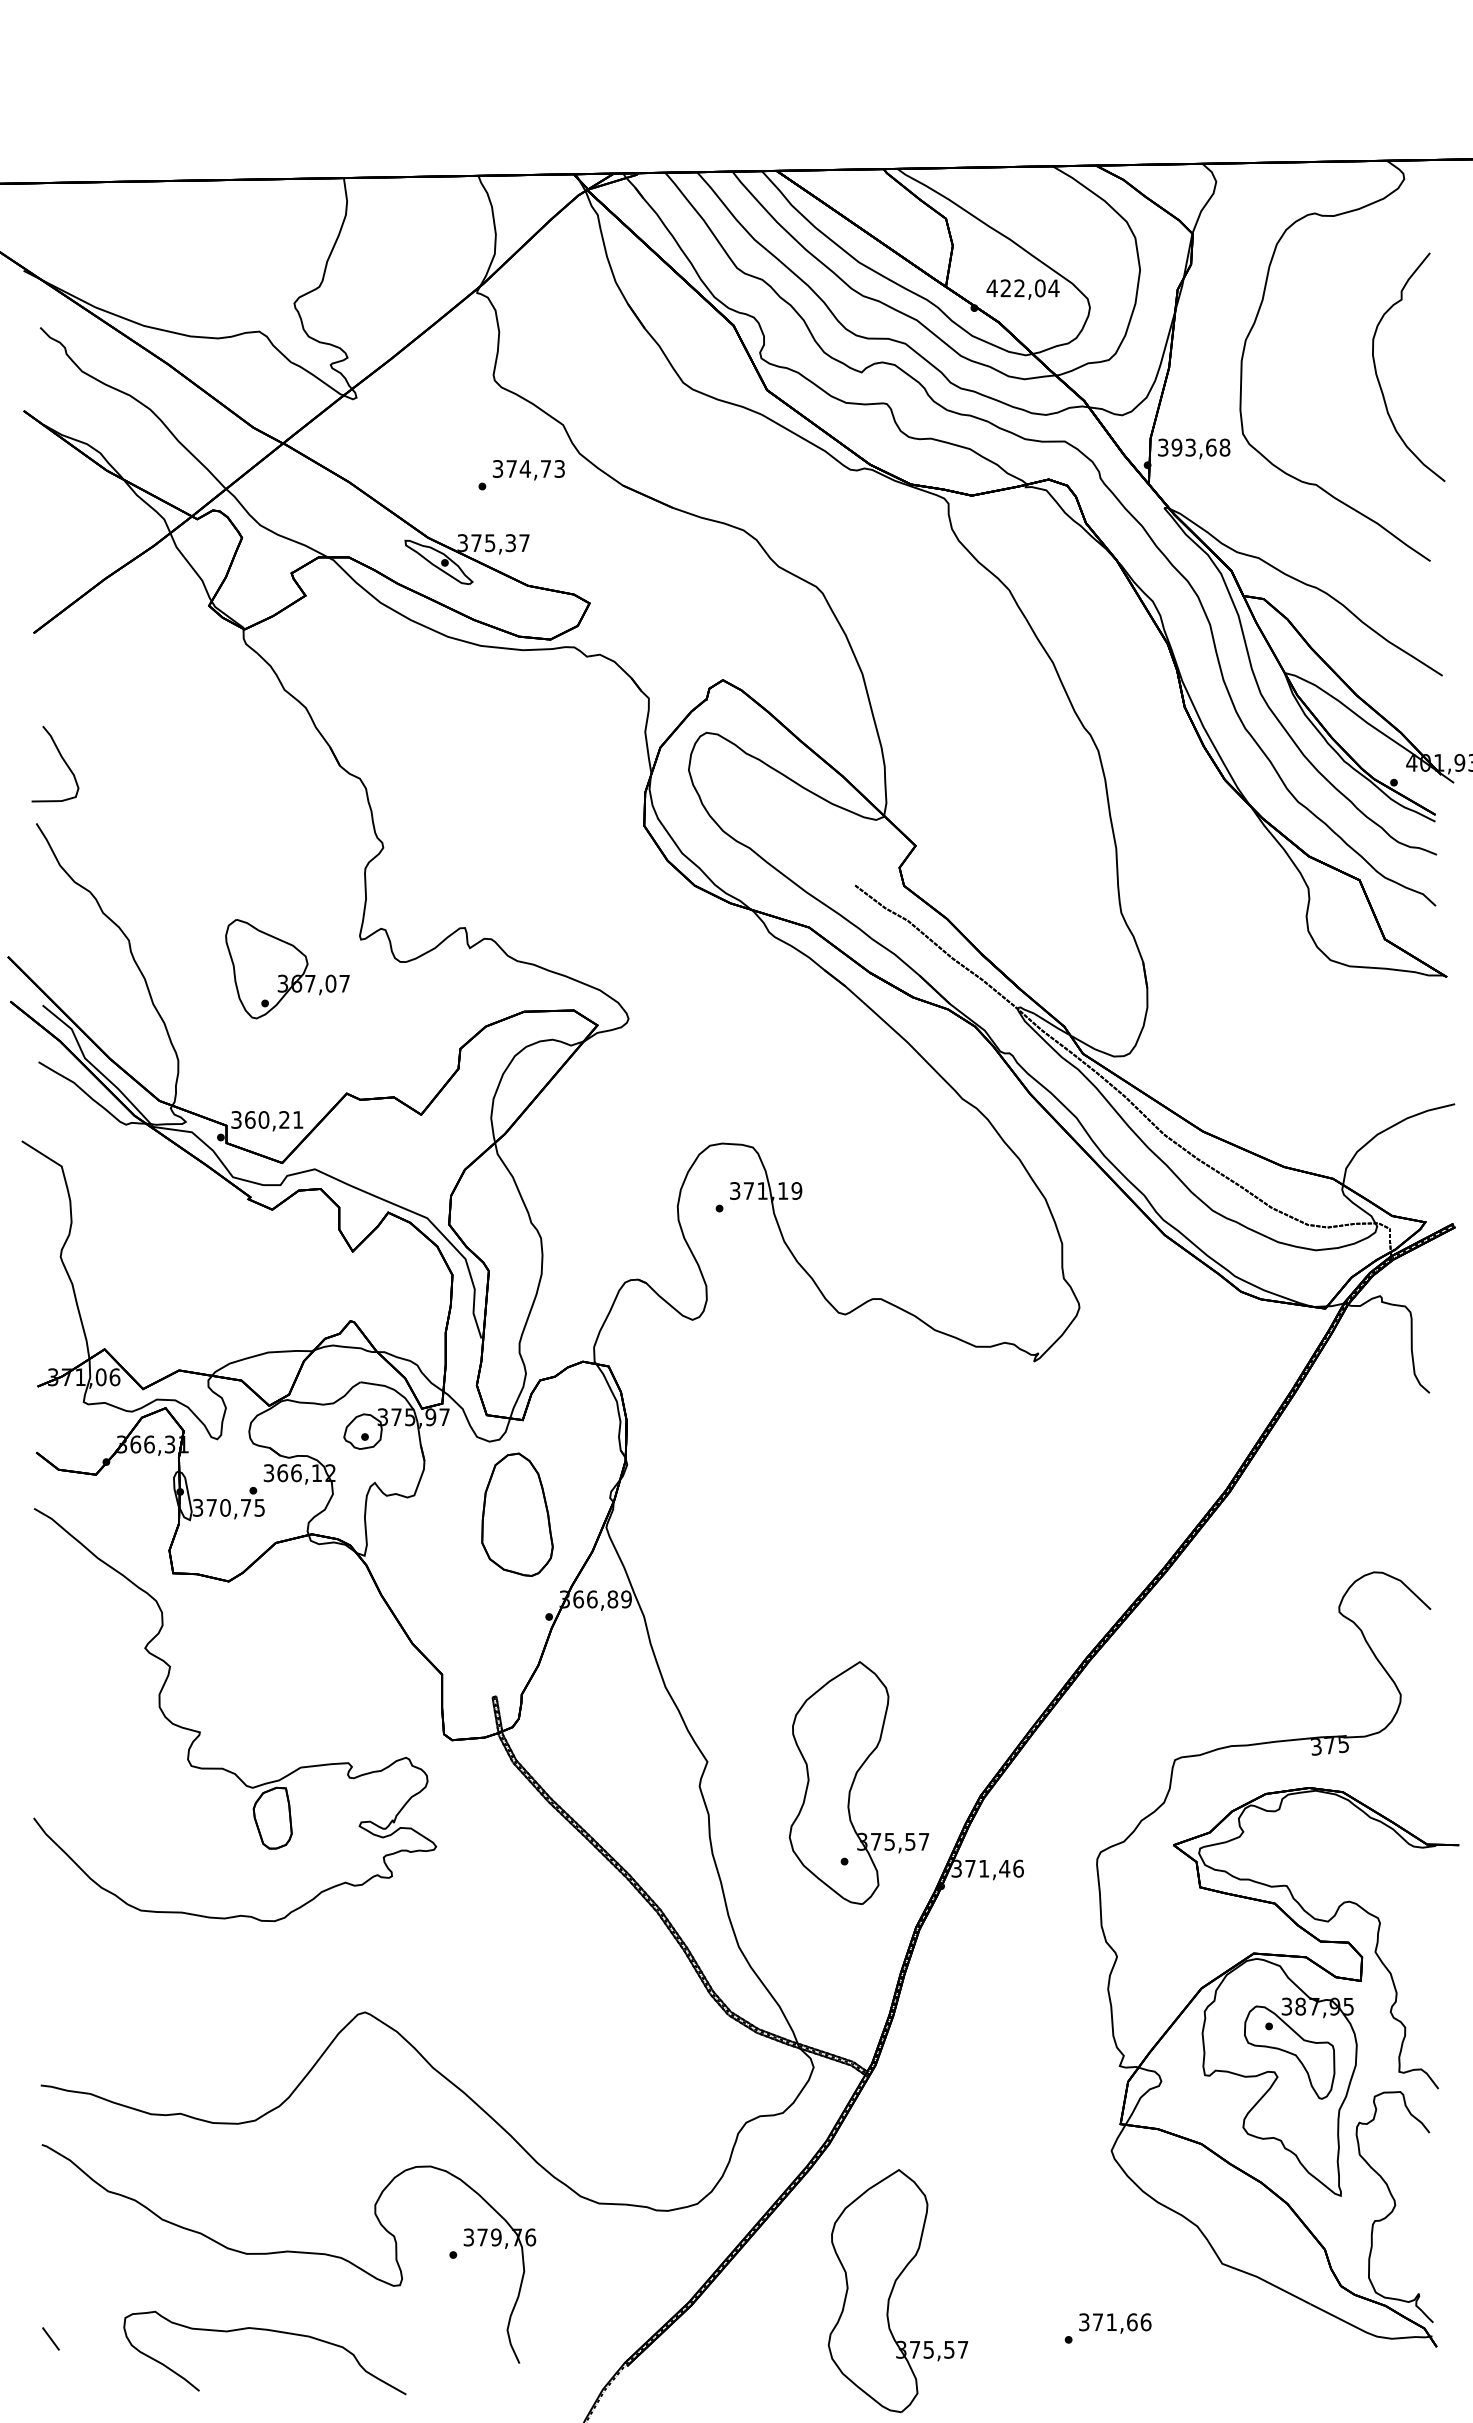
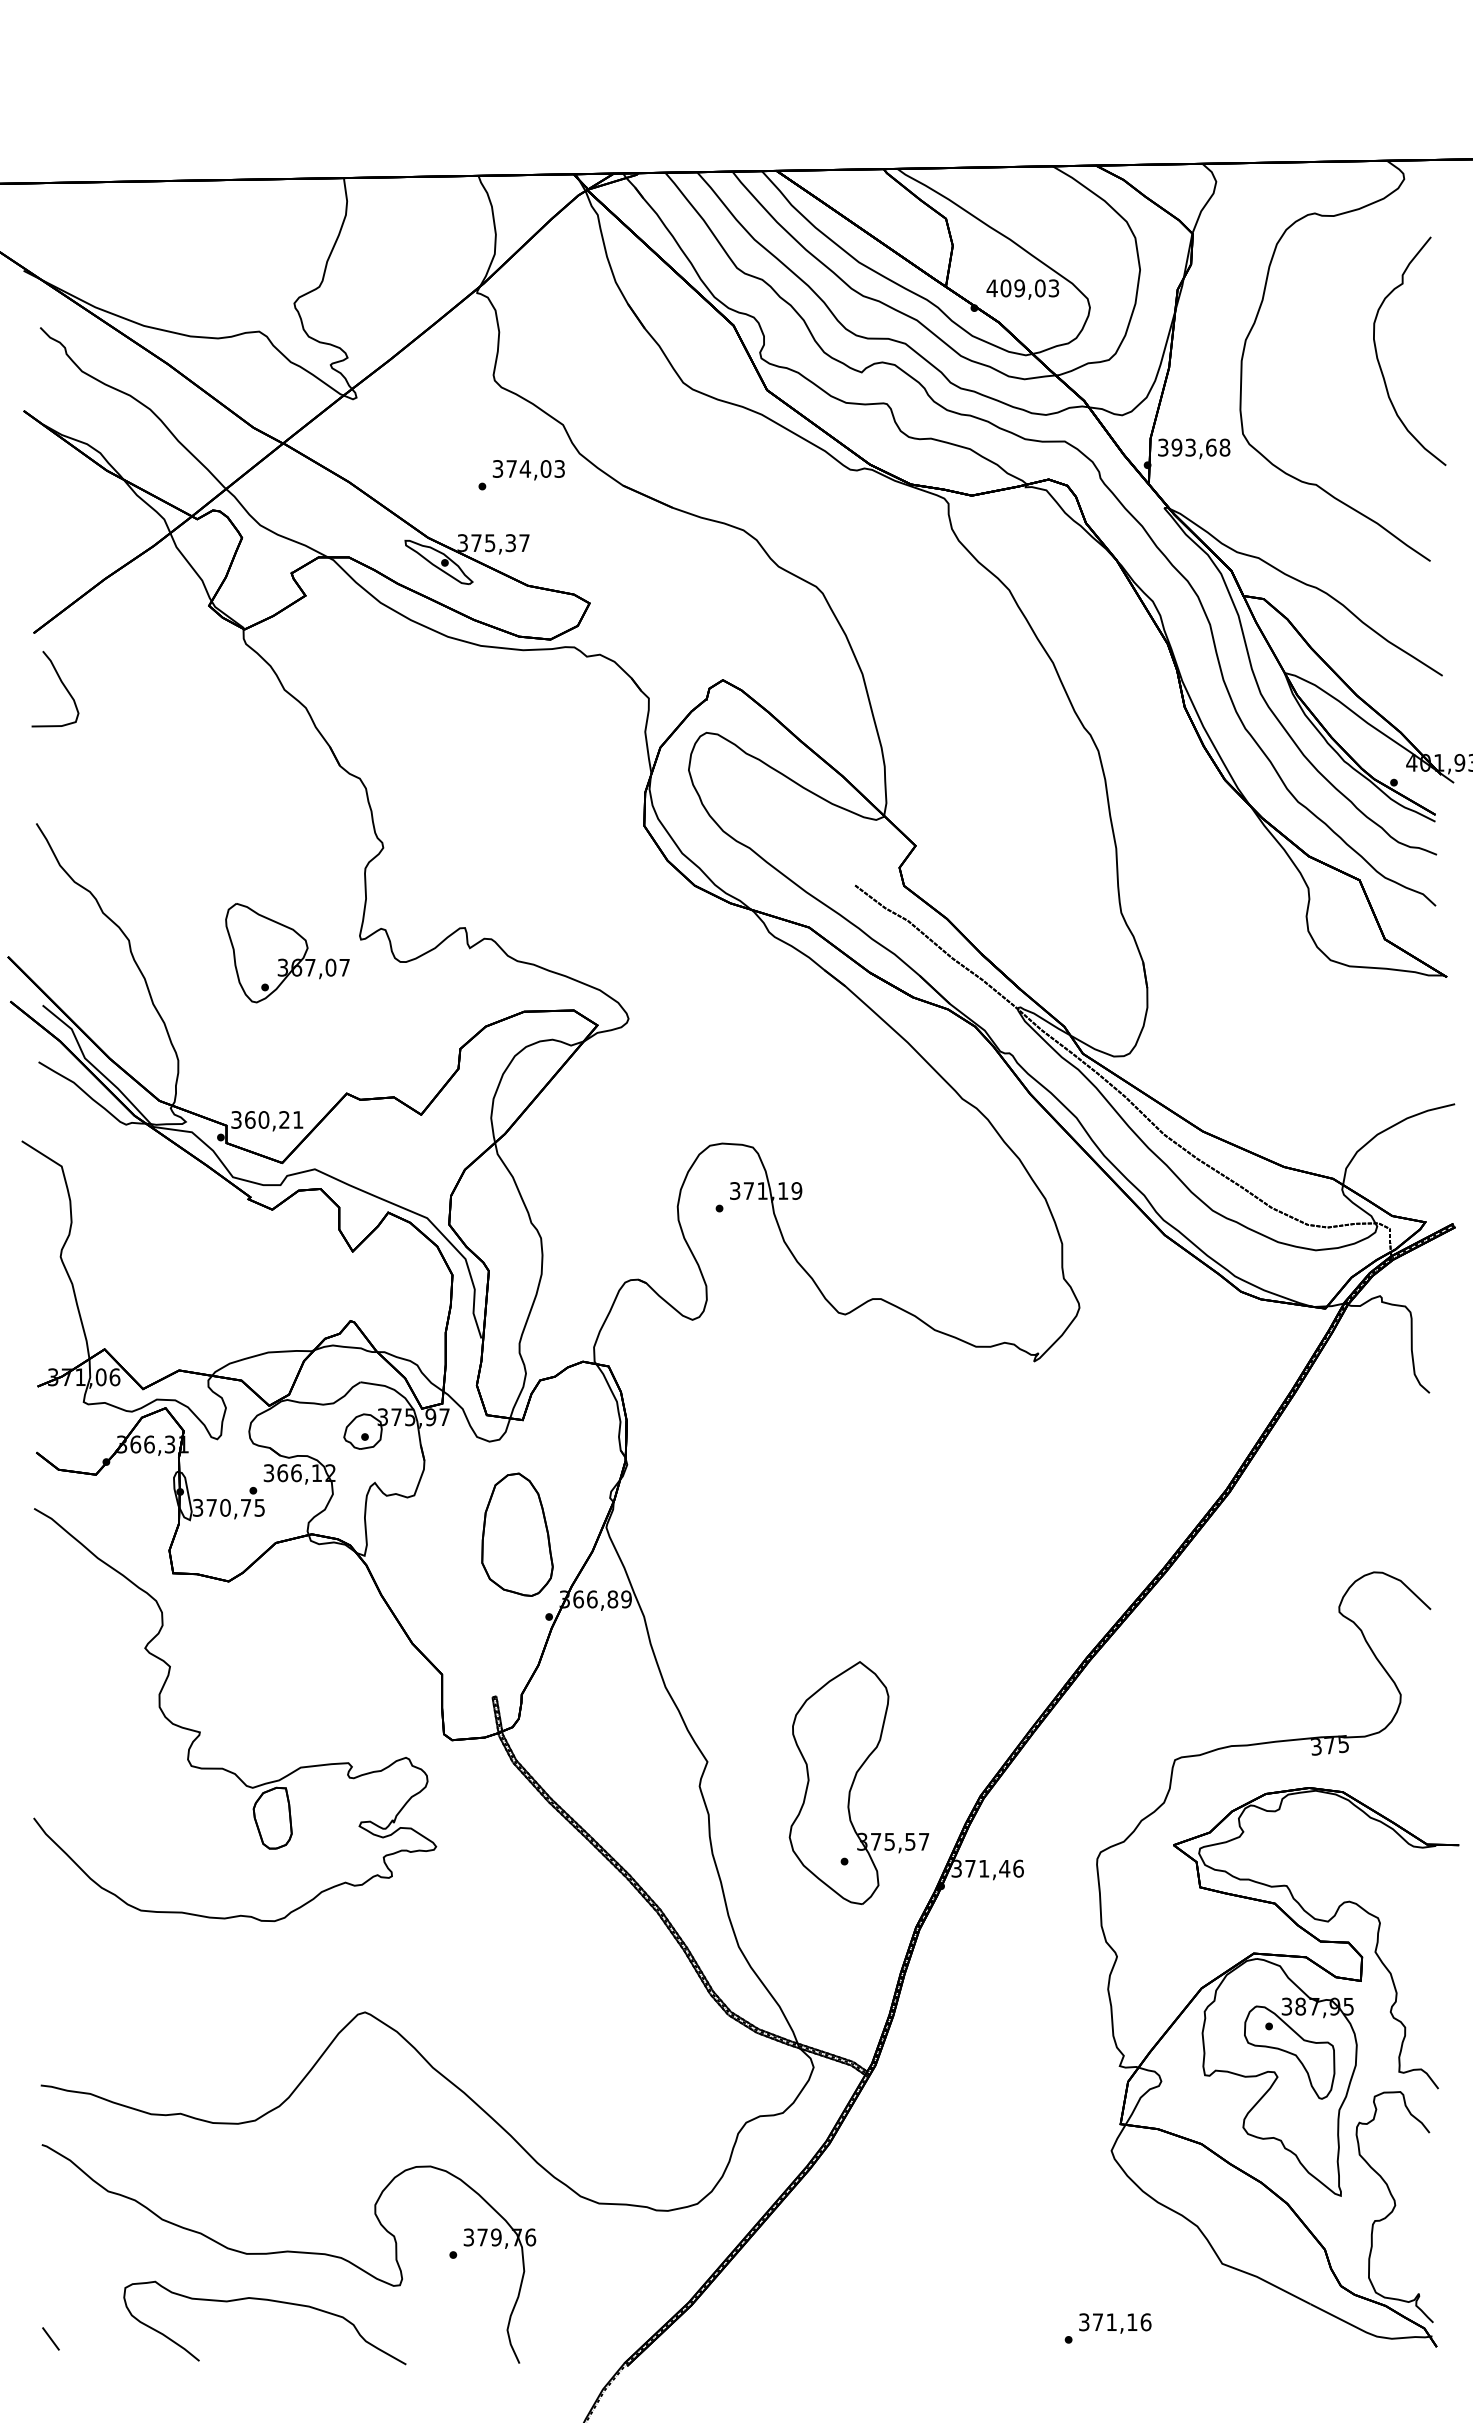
text: 422,04 -> 409,03 (1029, 288)
curve position: (1377, 373) -> (1378, 357) (1378, 357)
text: 374,73 -> 374,03 (545, 468)
curve position: (61, 758) -> (61, 683) (61, 683)
part position: (287, 969) -> (287, 953) (287, 953)
part position: (517, 1514) -> (517, 1534) (517, 1534)
part: present -> none (897, 2290)
text: 371,66 -> 371,16 (1132, 2322)
curve position: (269, 2331) -> (269, 2301) (269, 2301)
